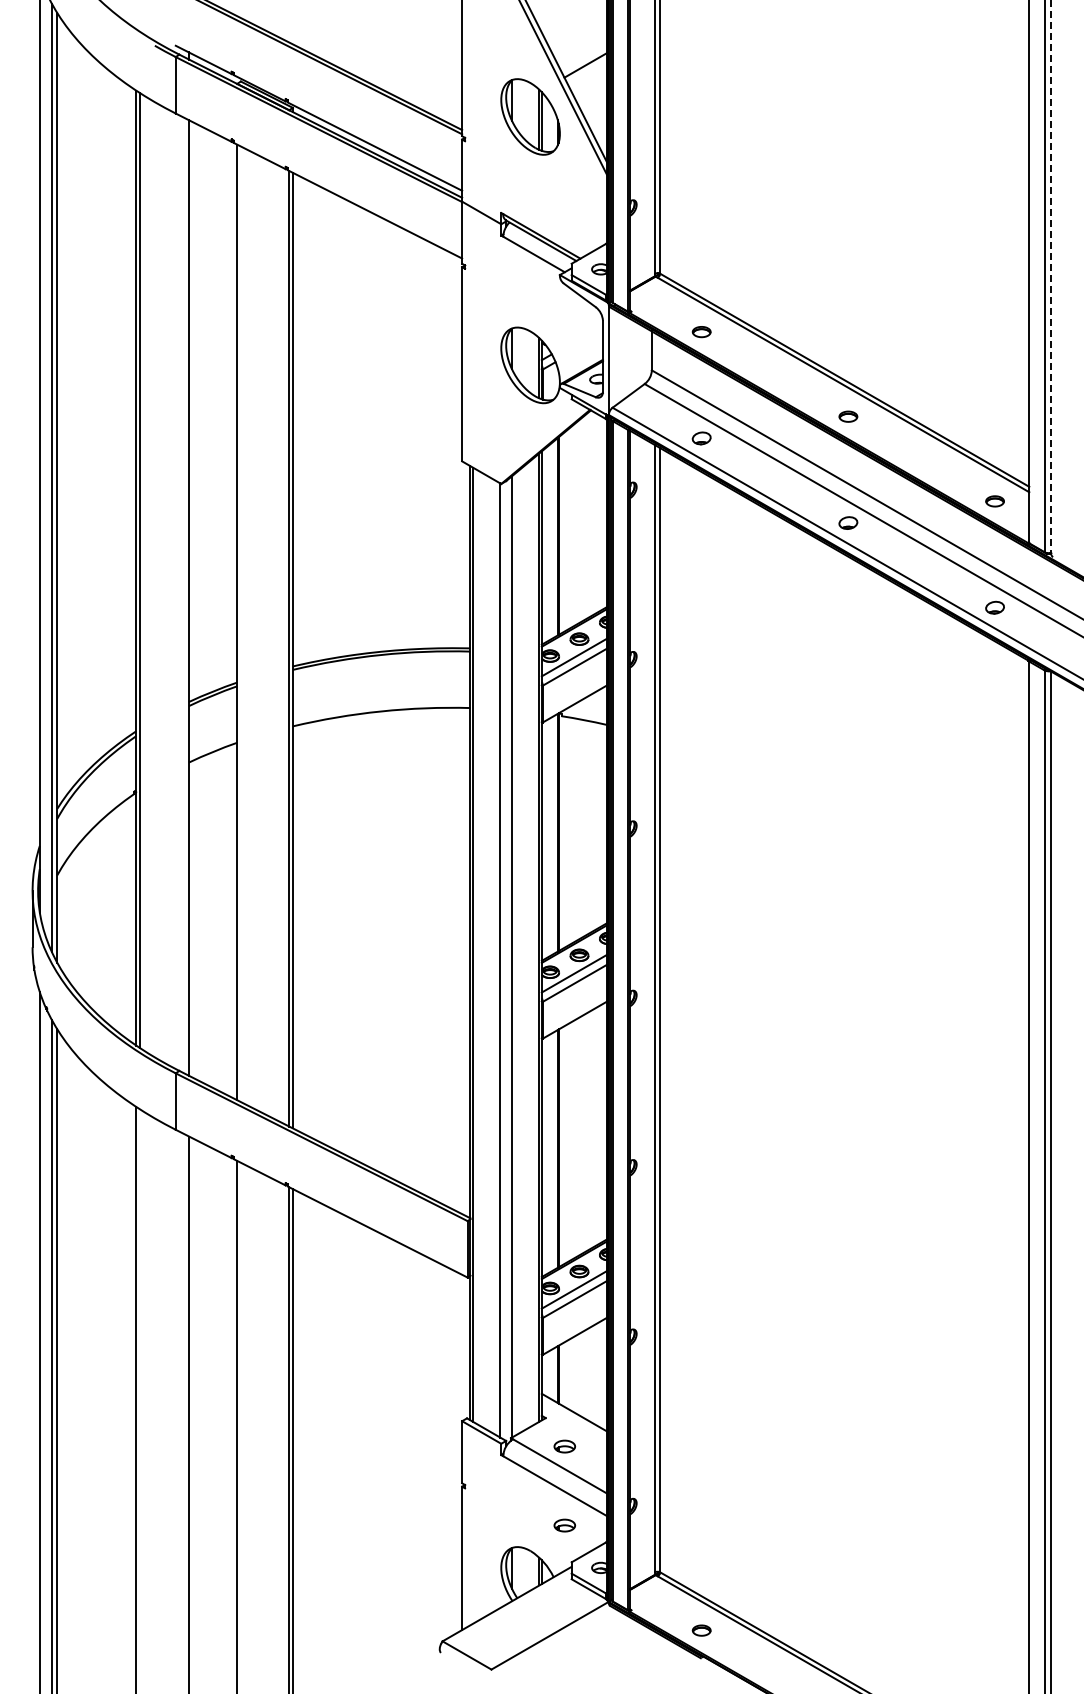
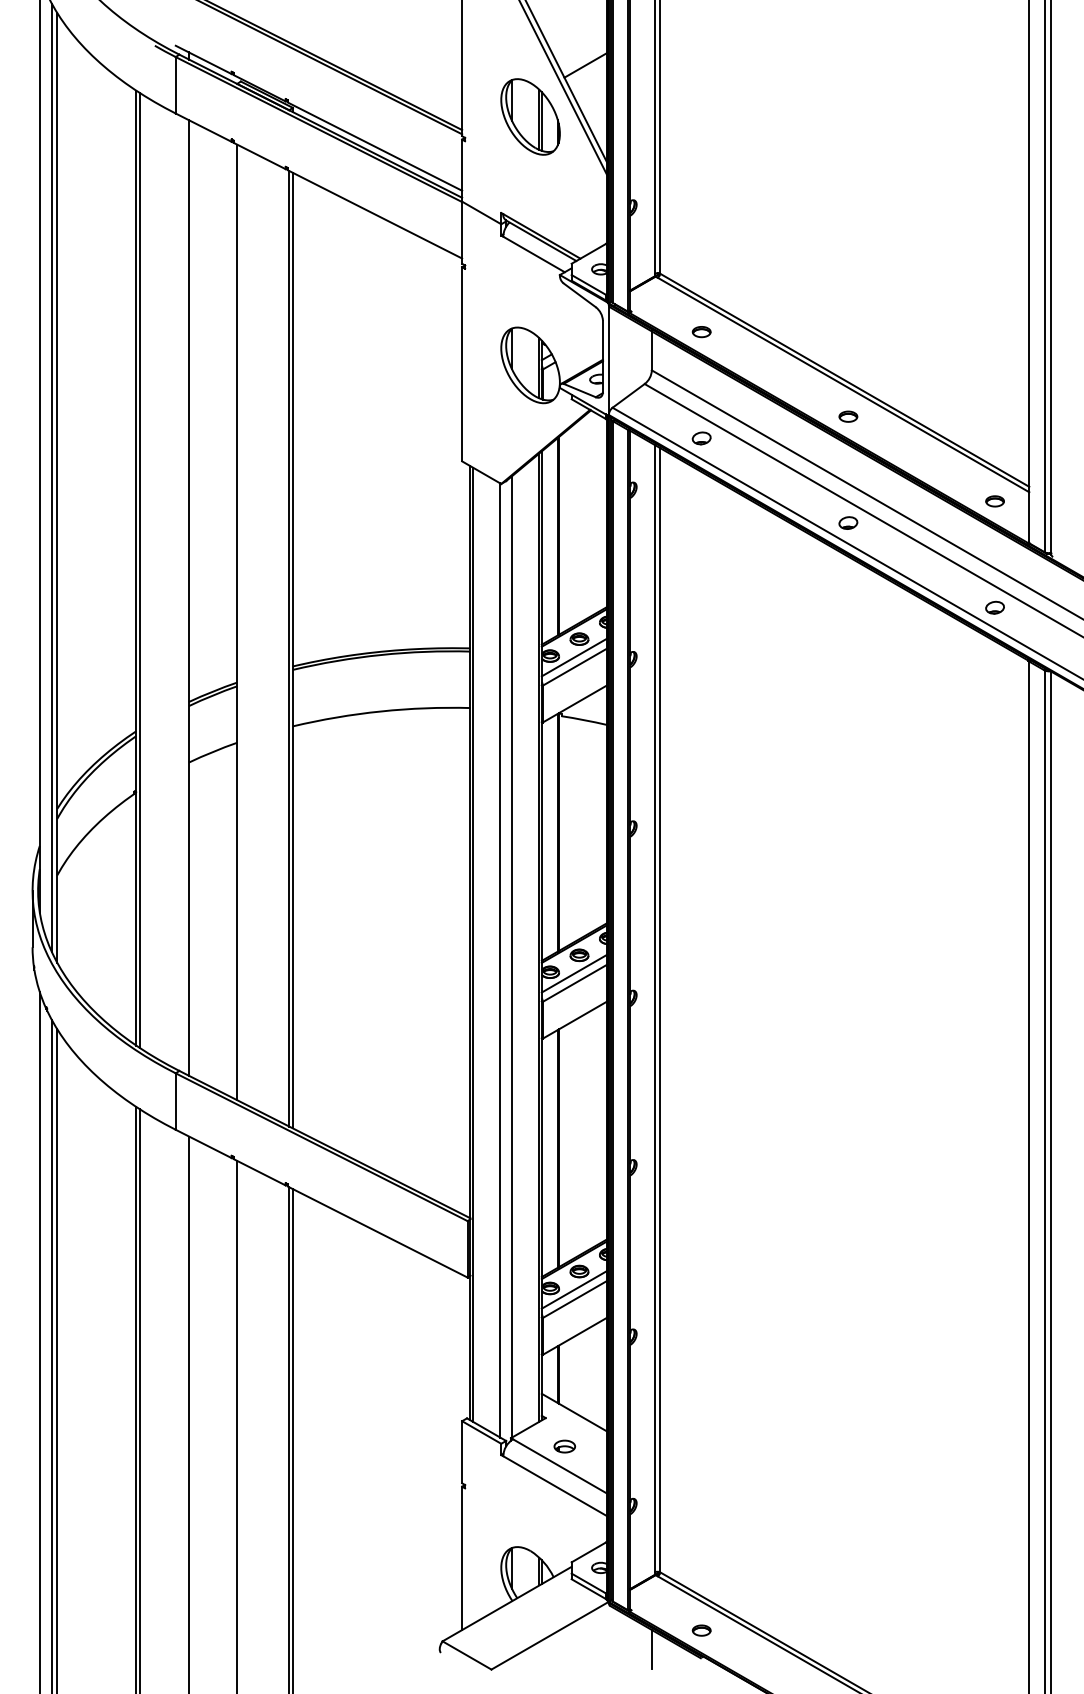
line: dashed -> solid (1051, 277)
line: none -> present (140, 1399)
part: present -> none (564, 1525)
line: none -> present (651, 1649)
